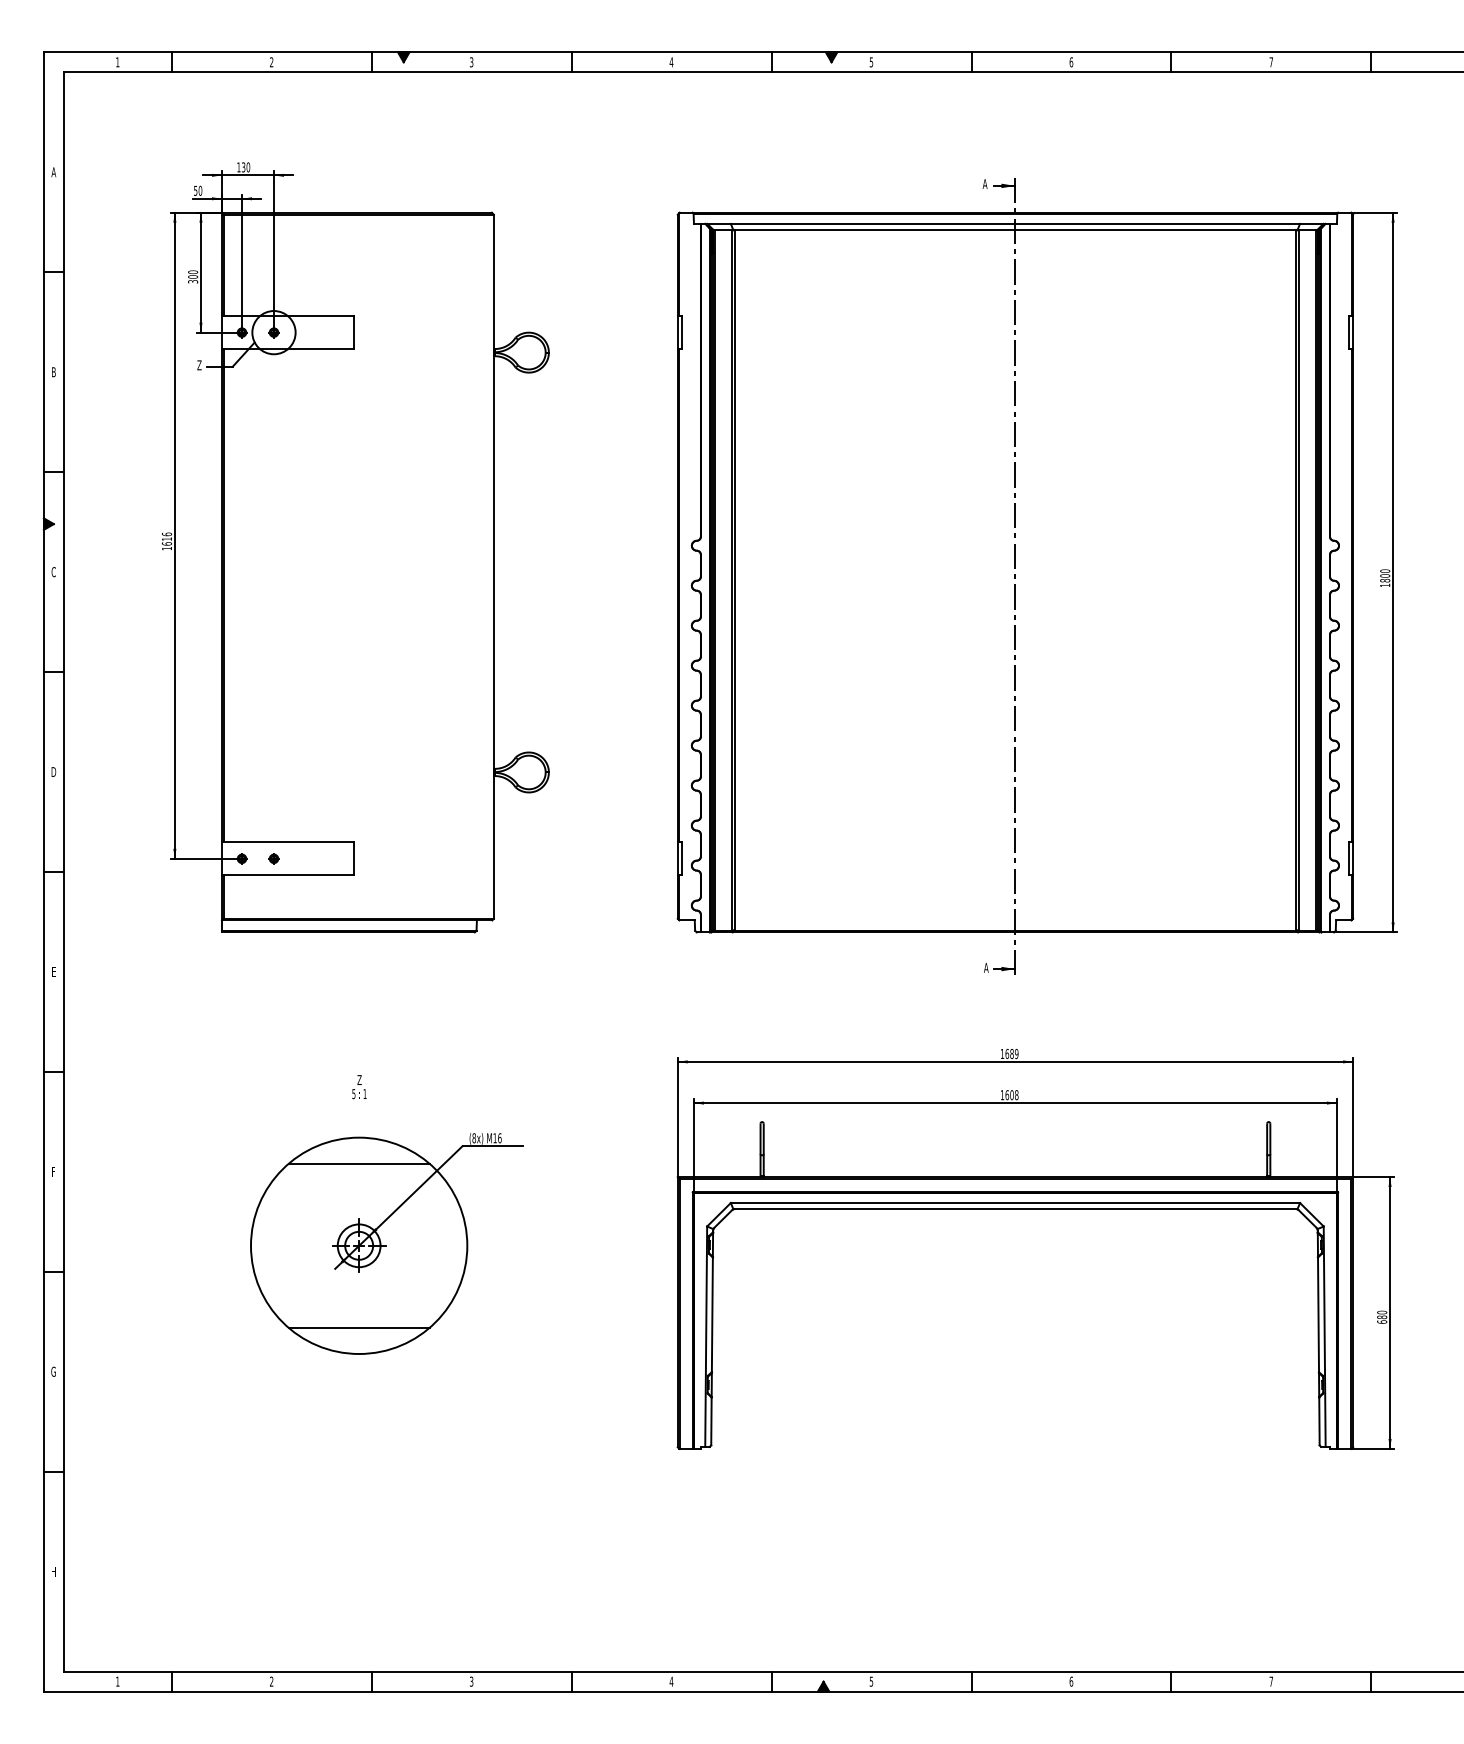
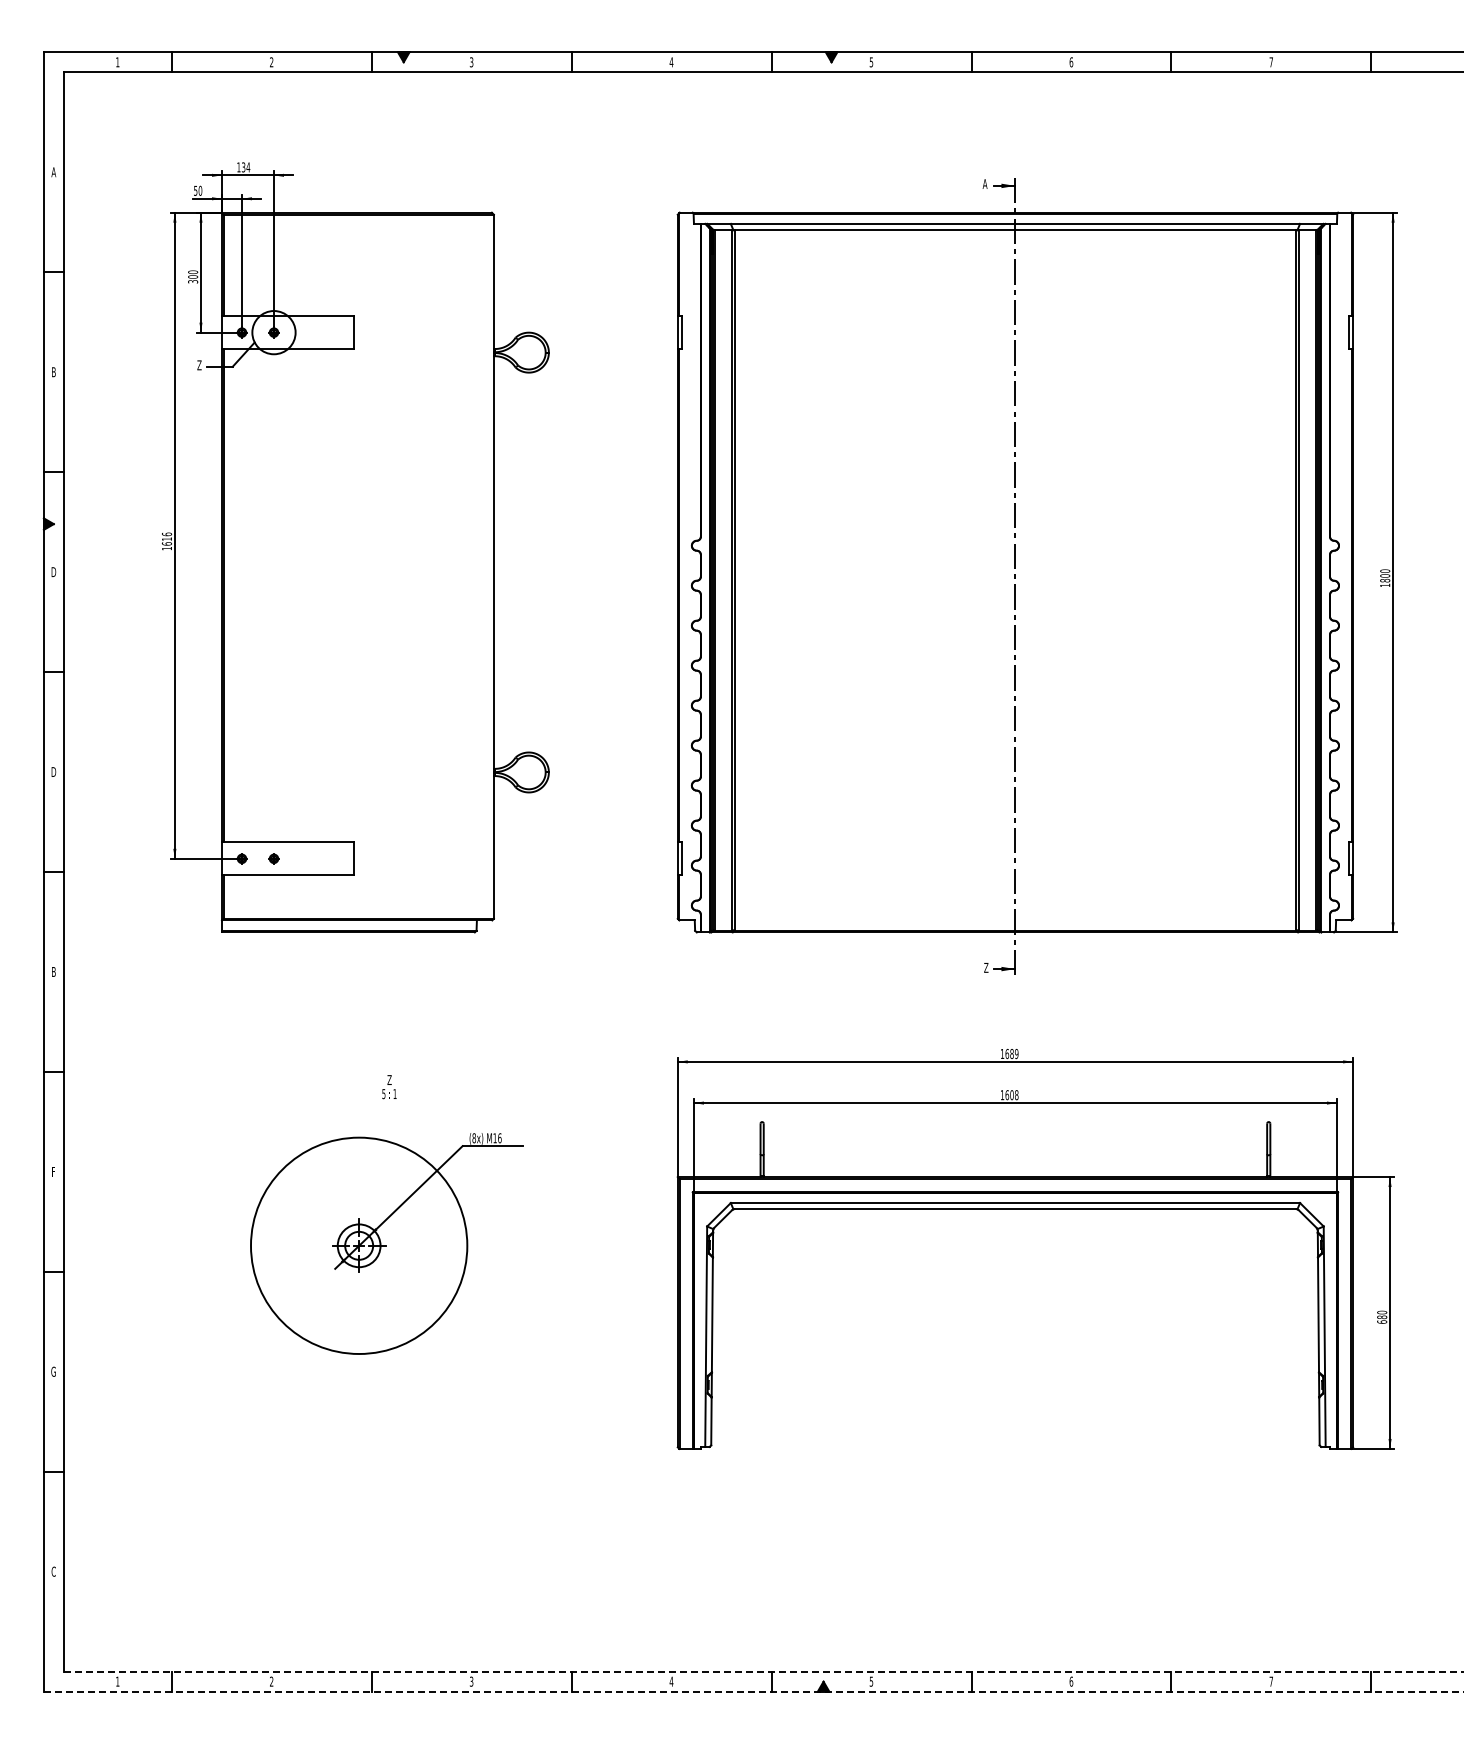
text: 130 -> 134 (248, 167)
text: C -> D (53, 572)
text: A -> Z (986, 967)
text: E -> B (53, 971)
text position: (359, 1087) -> (389, 1087) (389, 1087)
line: present -> none (358, 1163)
line: present -> none (358, 1327)
text: H -> C (53, 1571)
line: solid -> dashed (763, 1671)
line: solid -> dashed (753, 1691)
